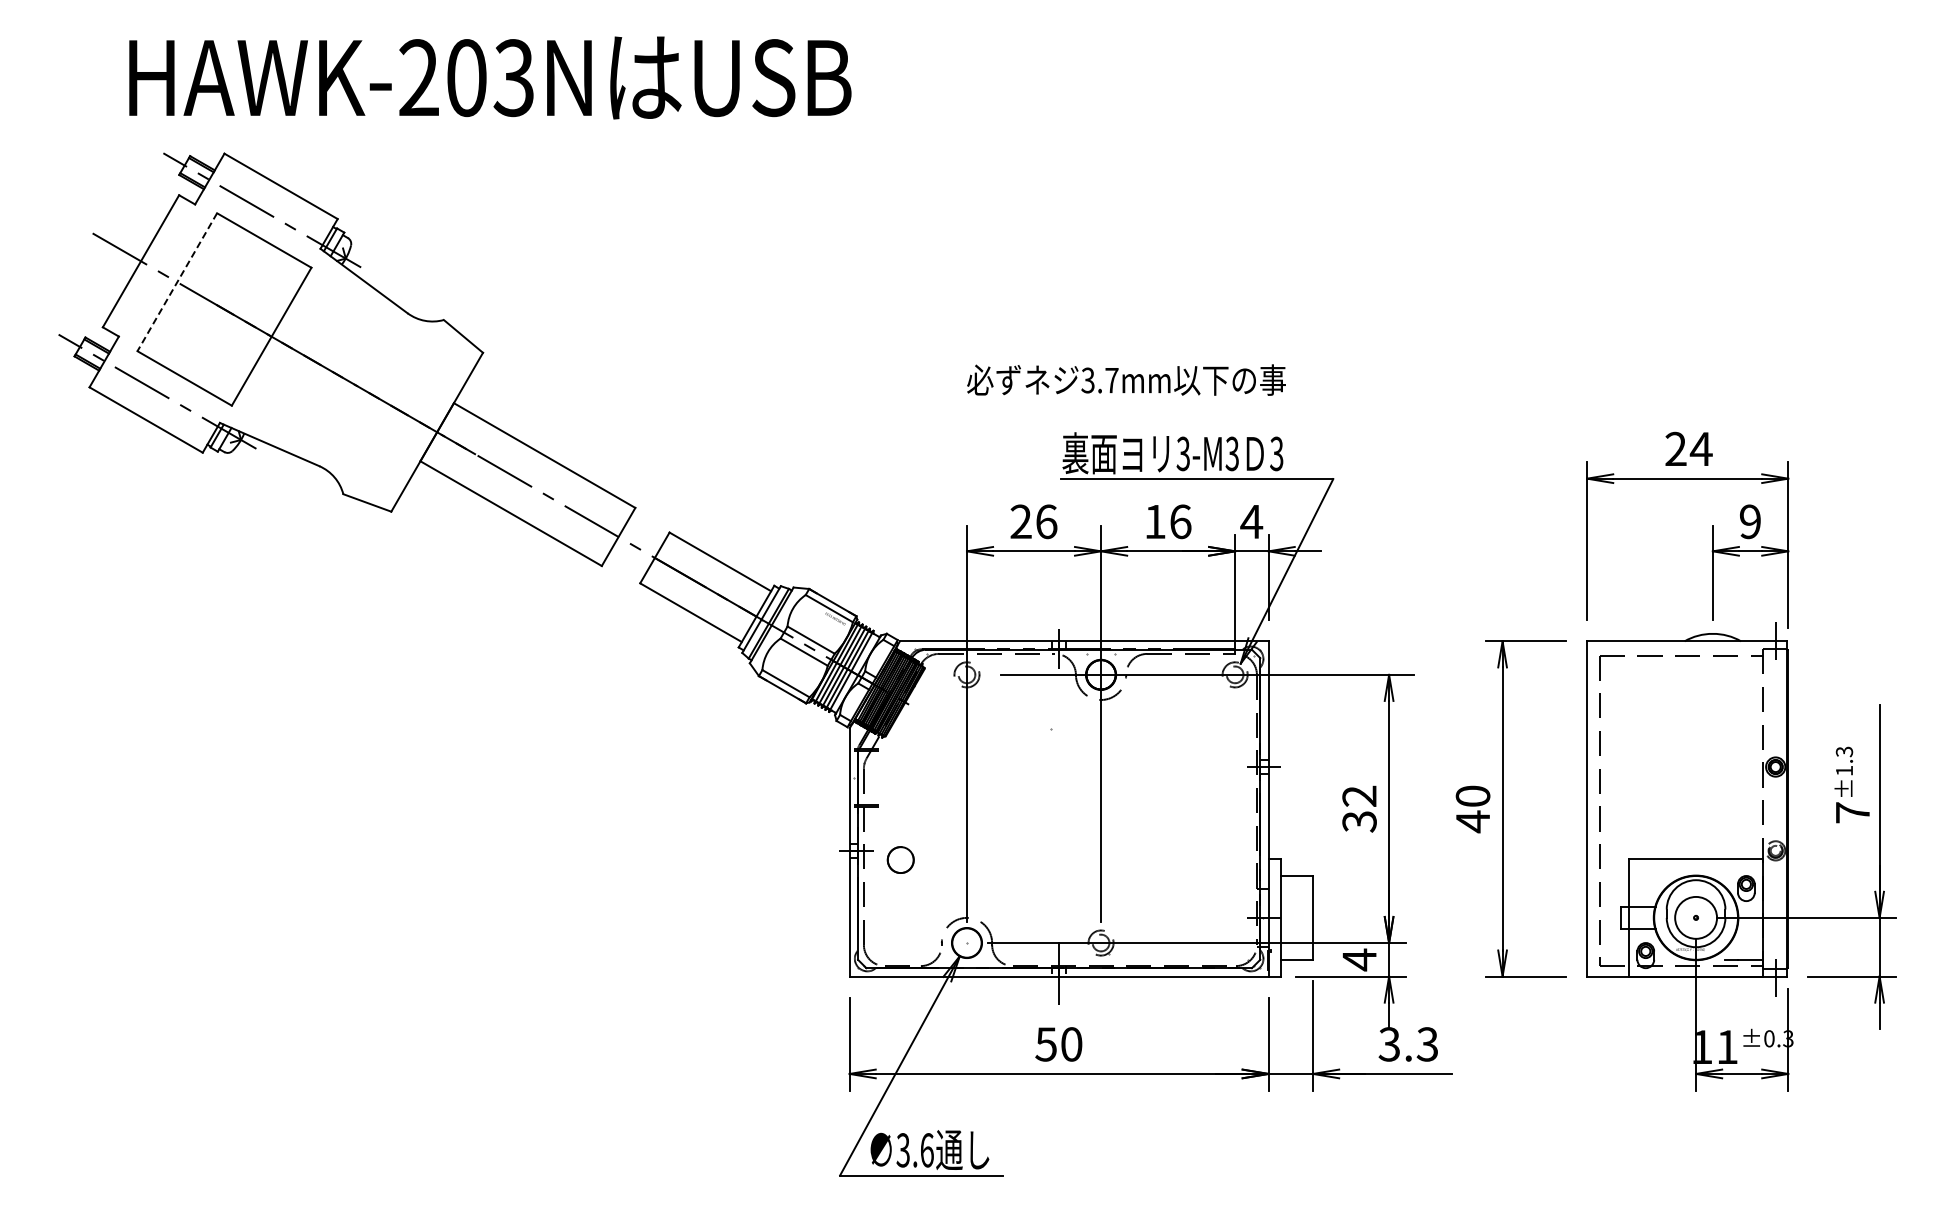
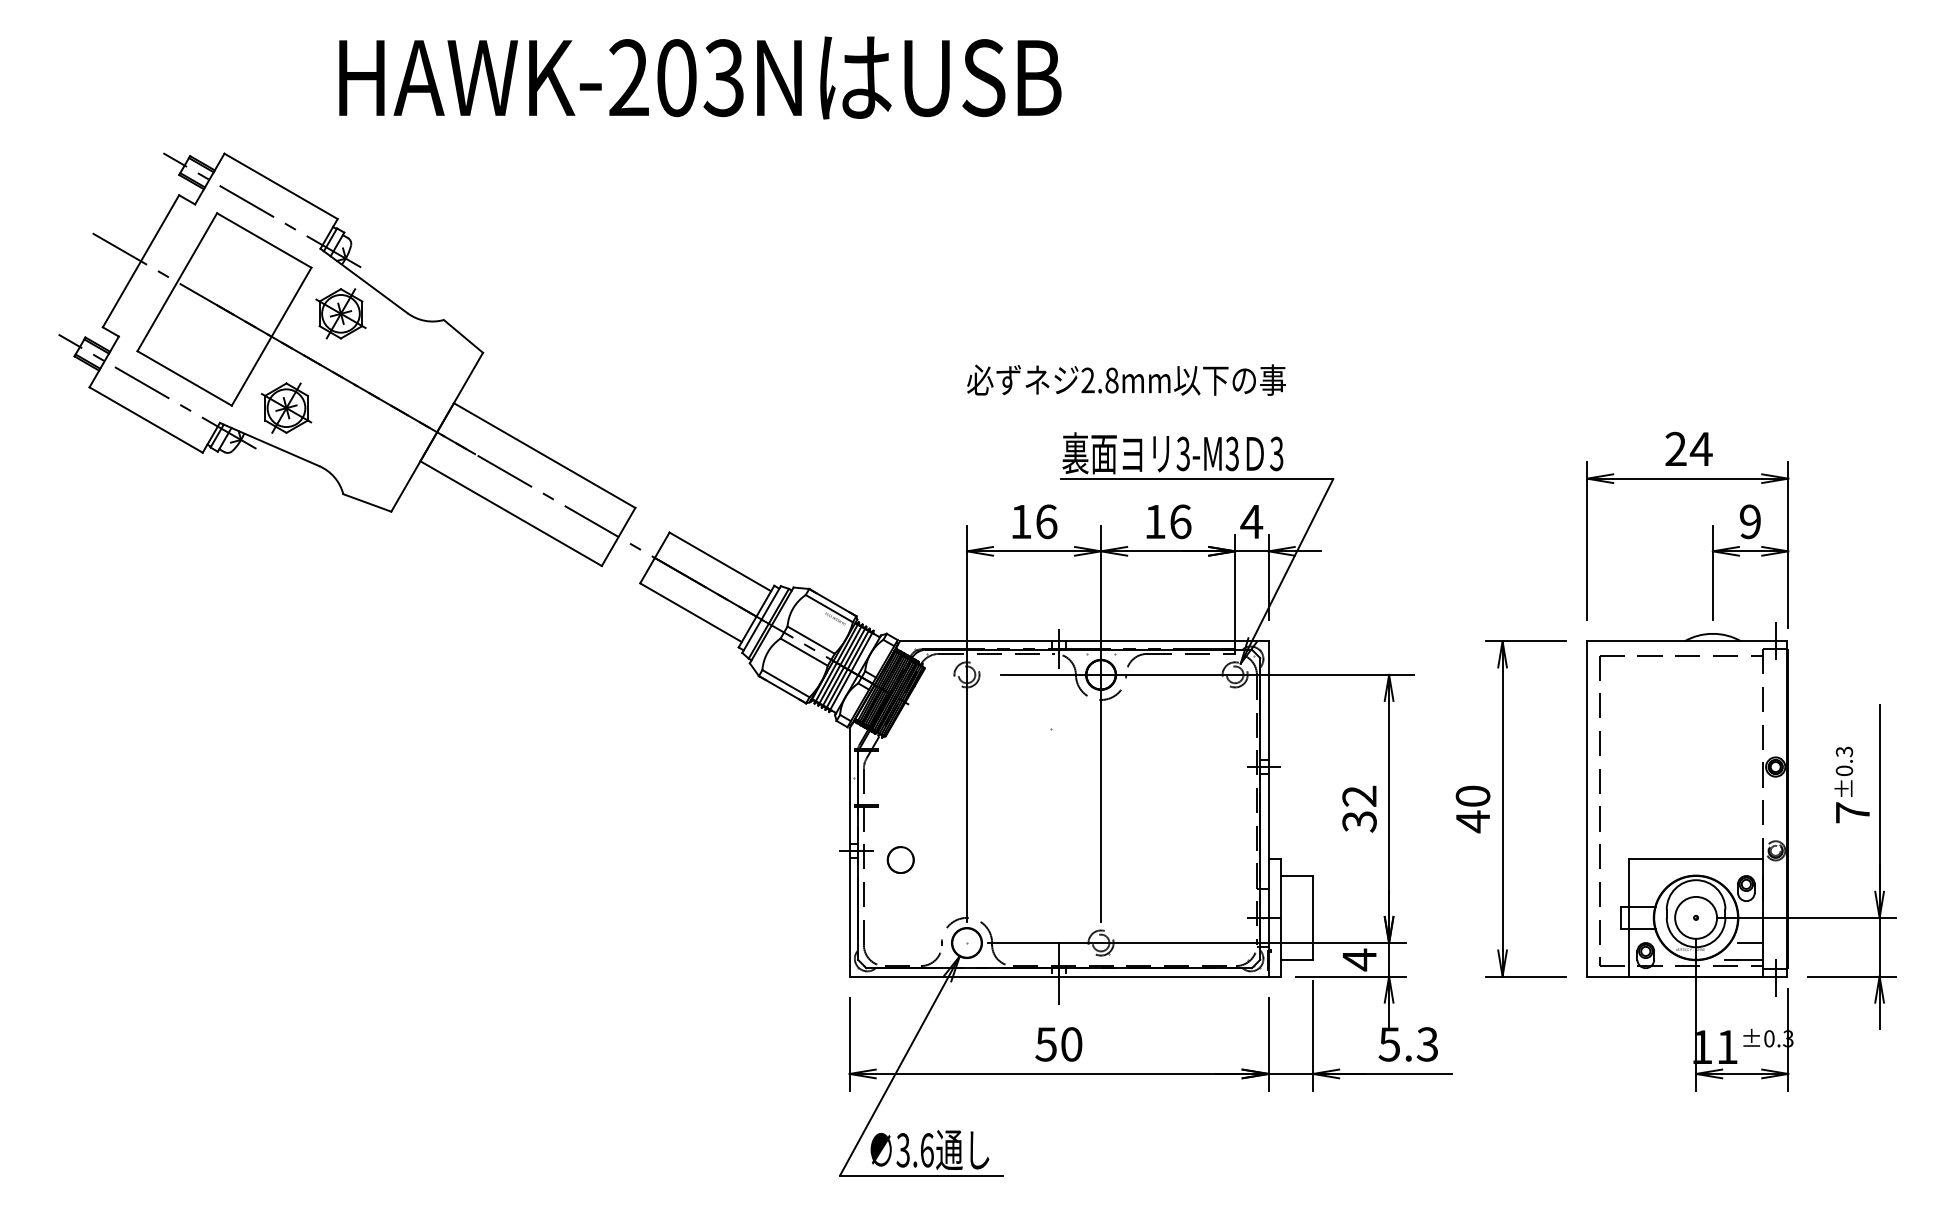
text position: (490, 77) -> (700, 77) (700, 77)
line: dashed -> solid (177, 282)
part: none -> present (340, 313)
text: 3.7mm -> 2.8mm (1099, 380)
part: none -> present (286, 407)
text: 26 -> 16 (1020, 521)
text: ±1.3 -> ±0.3 (1844, 770)
line: none -> present (1750, 943)
text: 3.3 -> 5.3 (1388, 1044)
